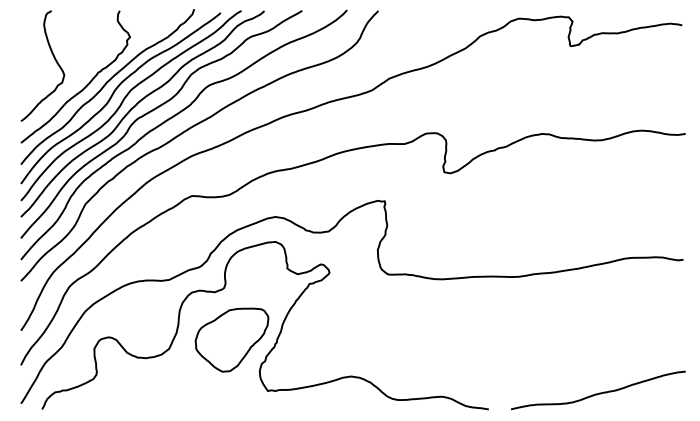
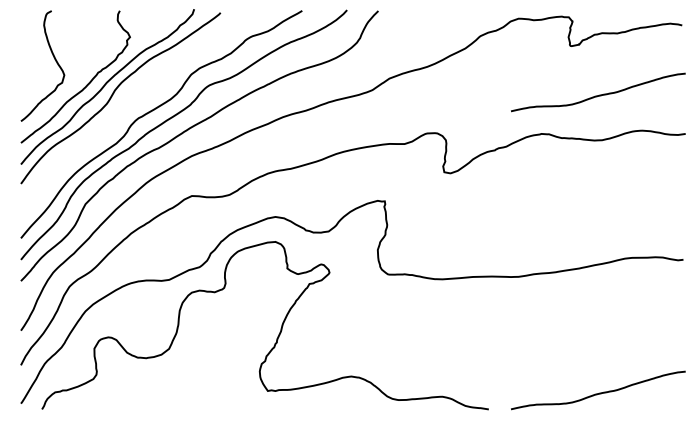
curve: none -> present (599, 94)
part: present -> none (136, 106)
part: present -> none (231, 339)
